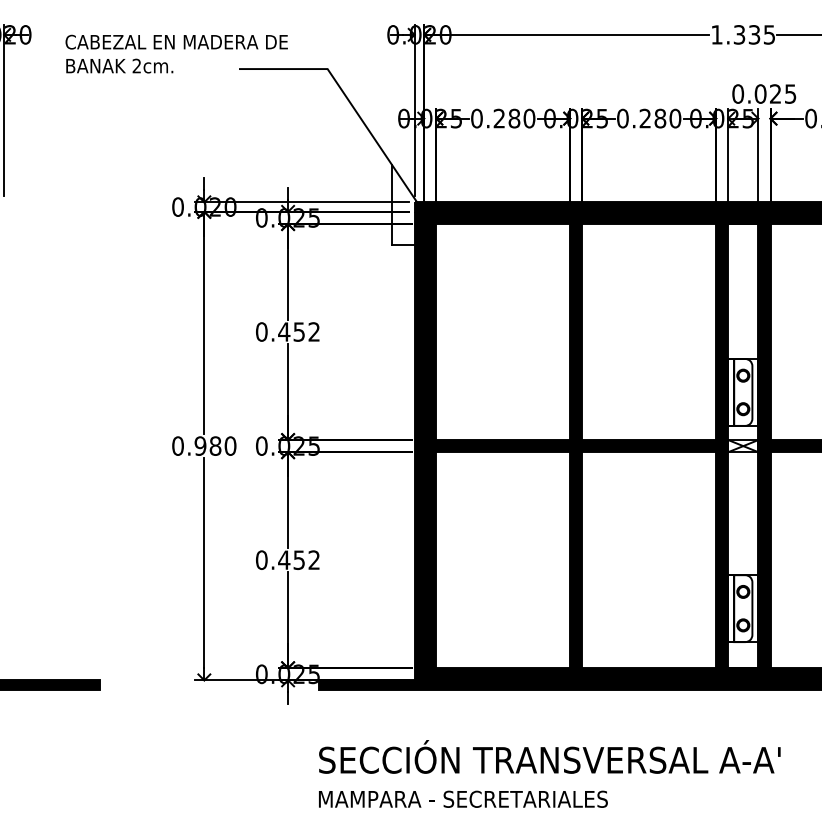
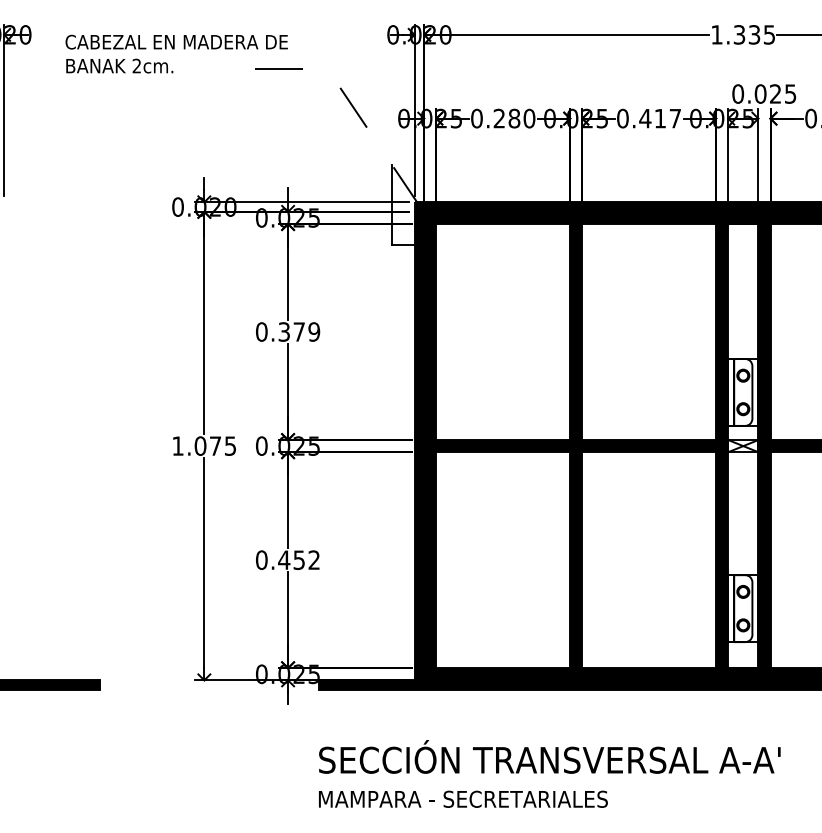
line: solid -> dashed (348, 100)
text: 0.280 -> 0.417 (660, 118)
text: 0.452 -> 0.379 (299, 331)
text: 0.980 -> 1.075 (204, 445)
